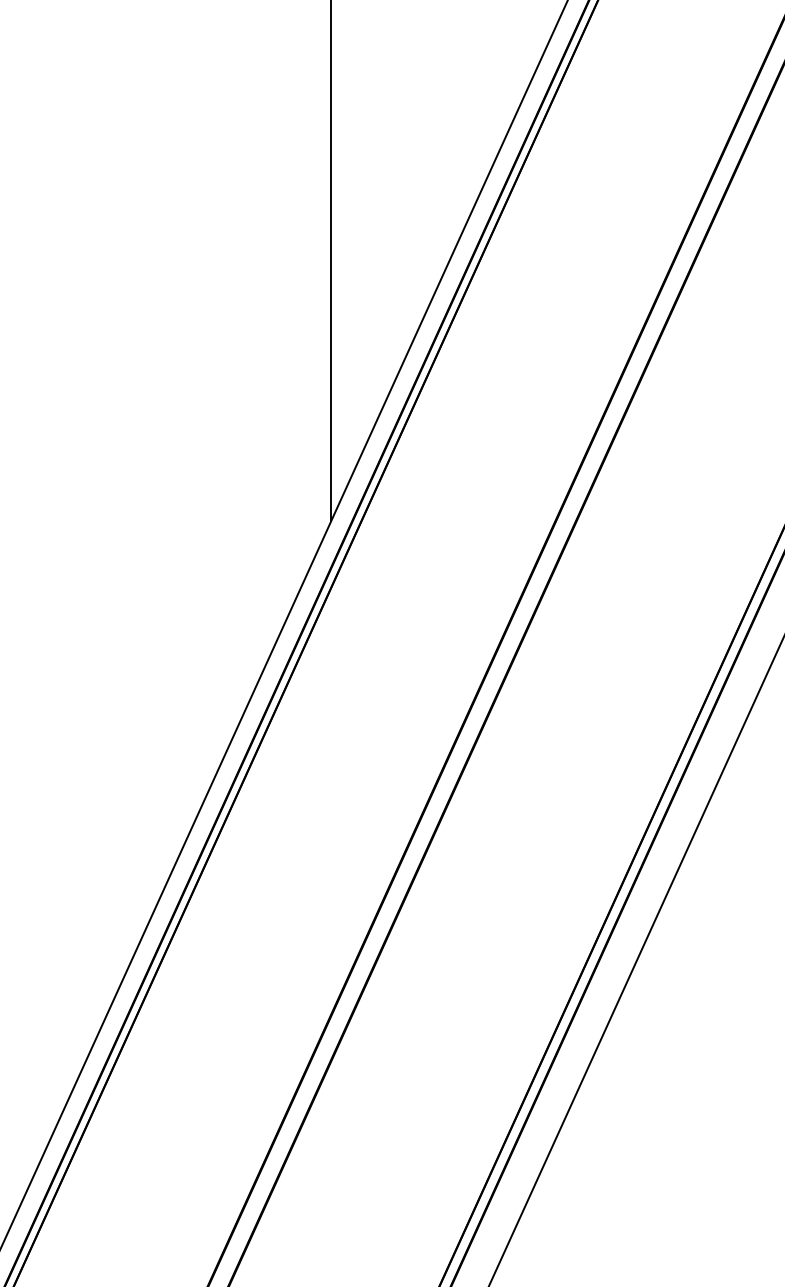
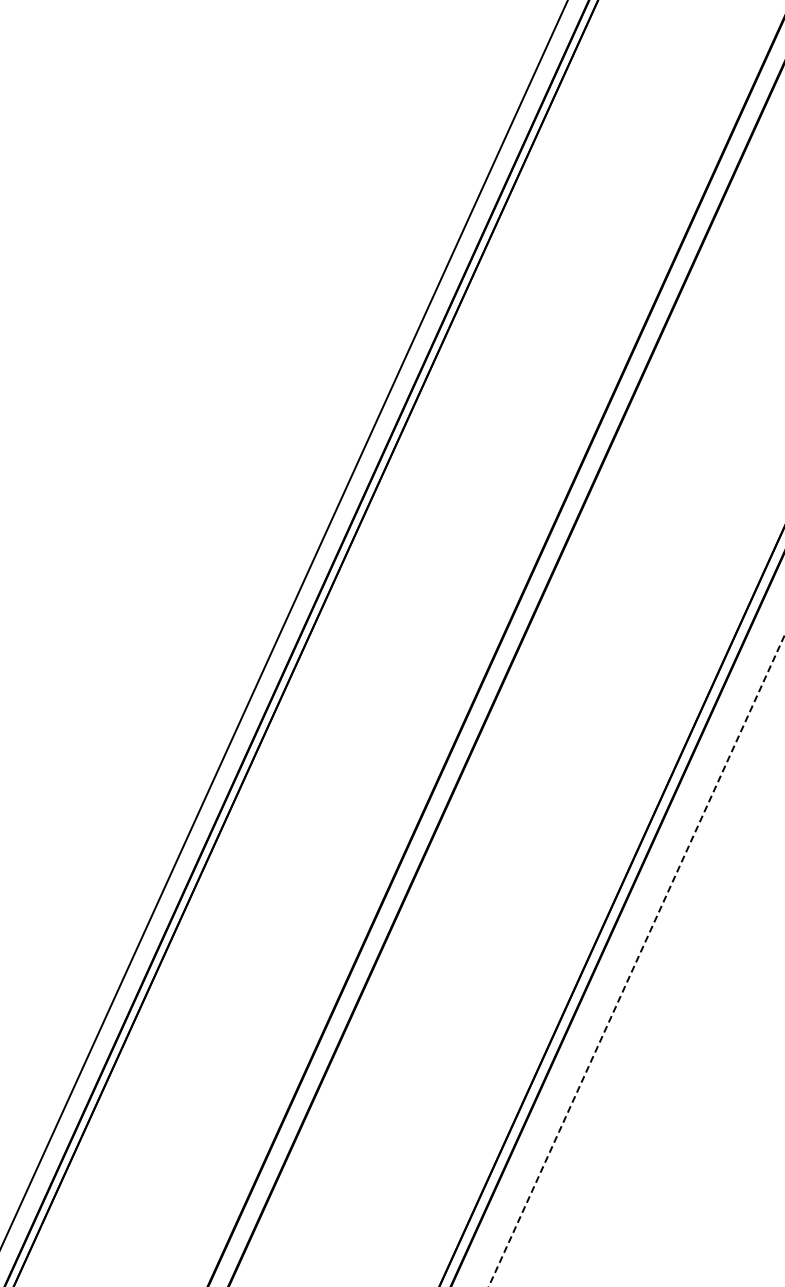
line: present -> none (331, 261)
line: solid -> dashed (636, 960)
